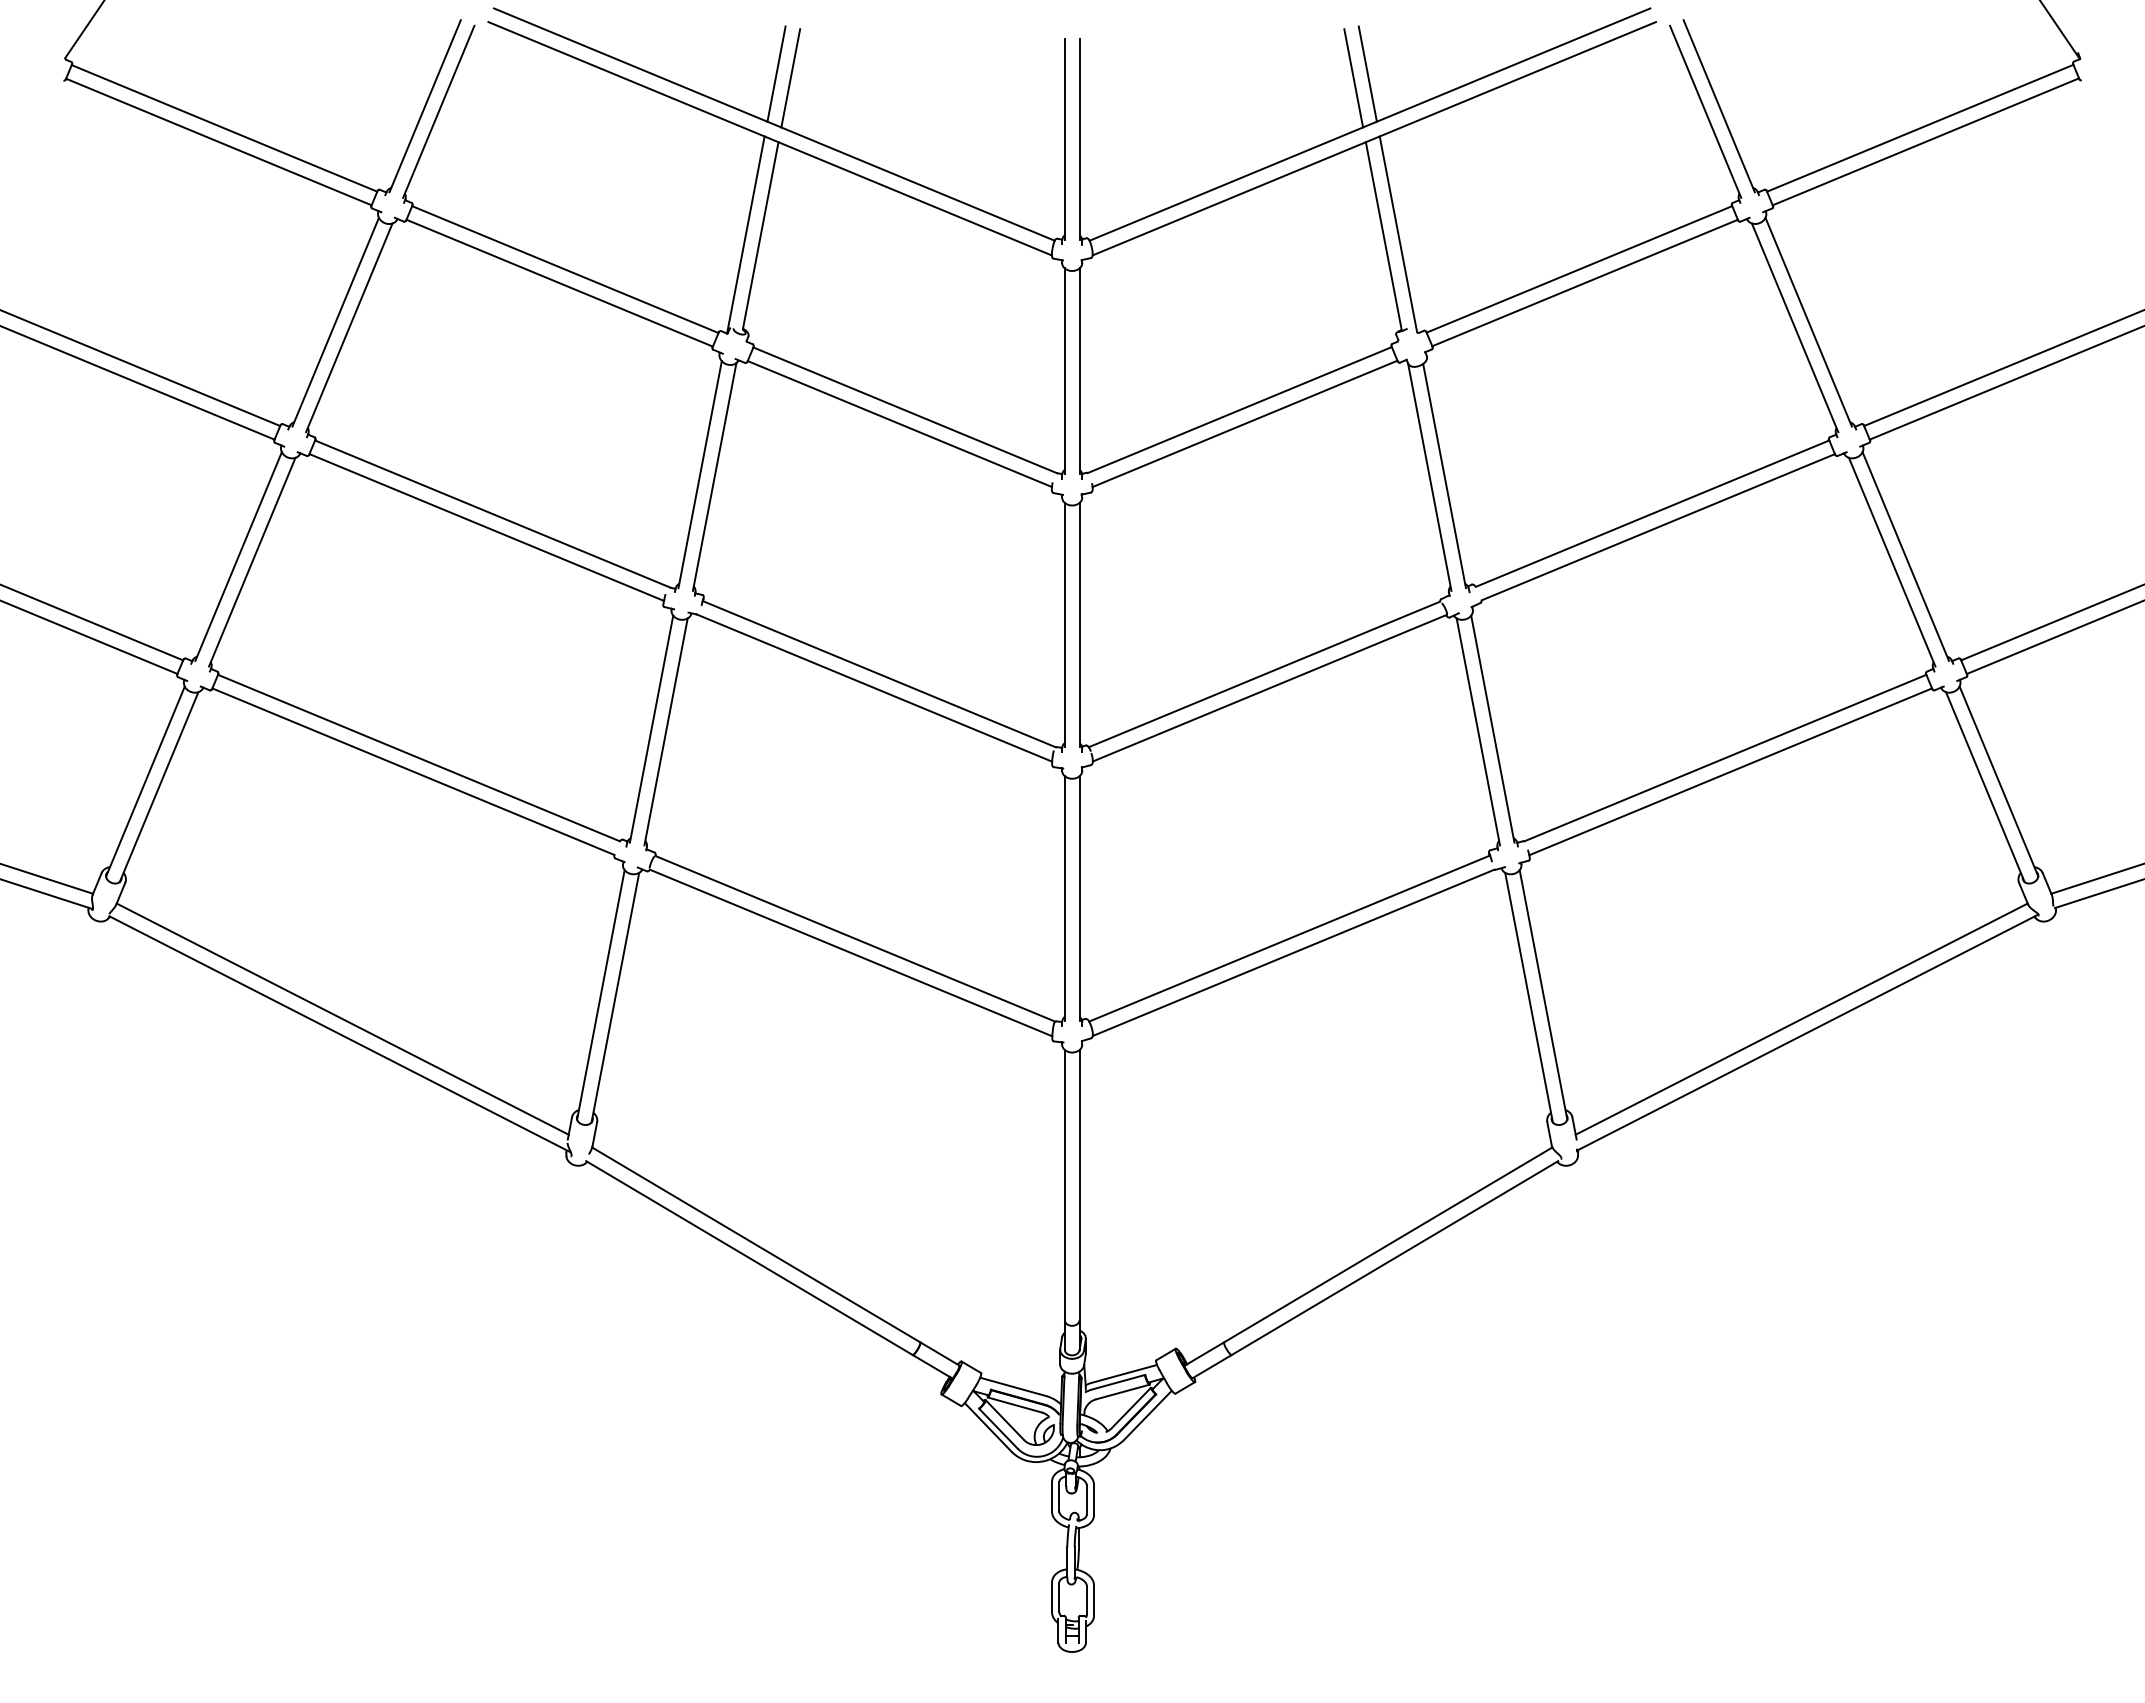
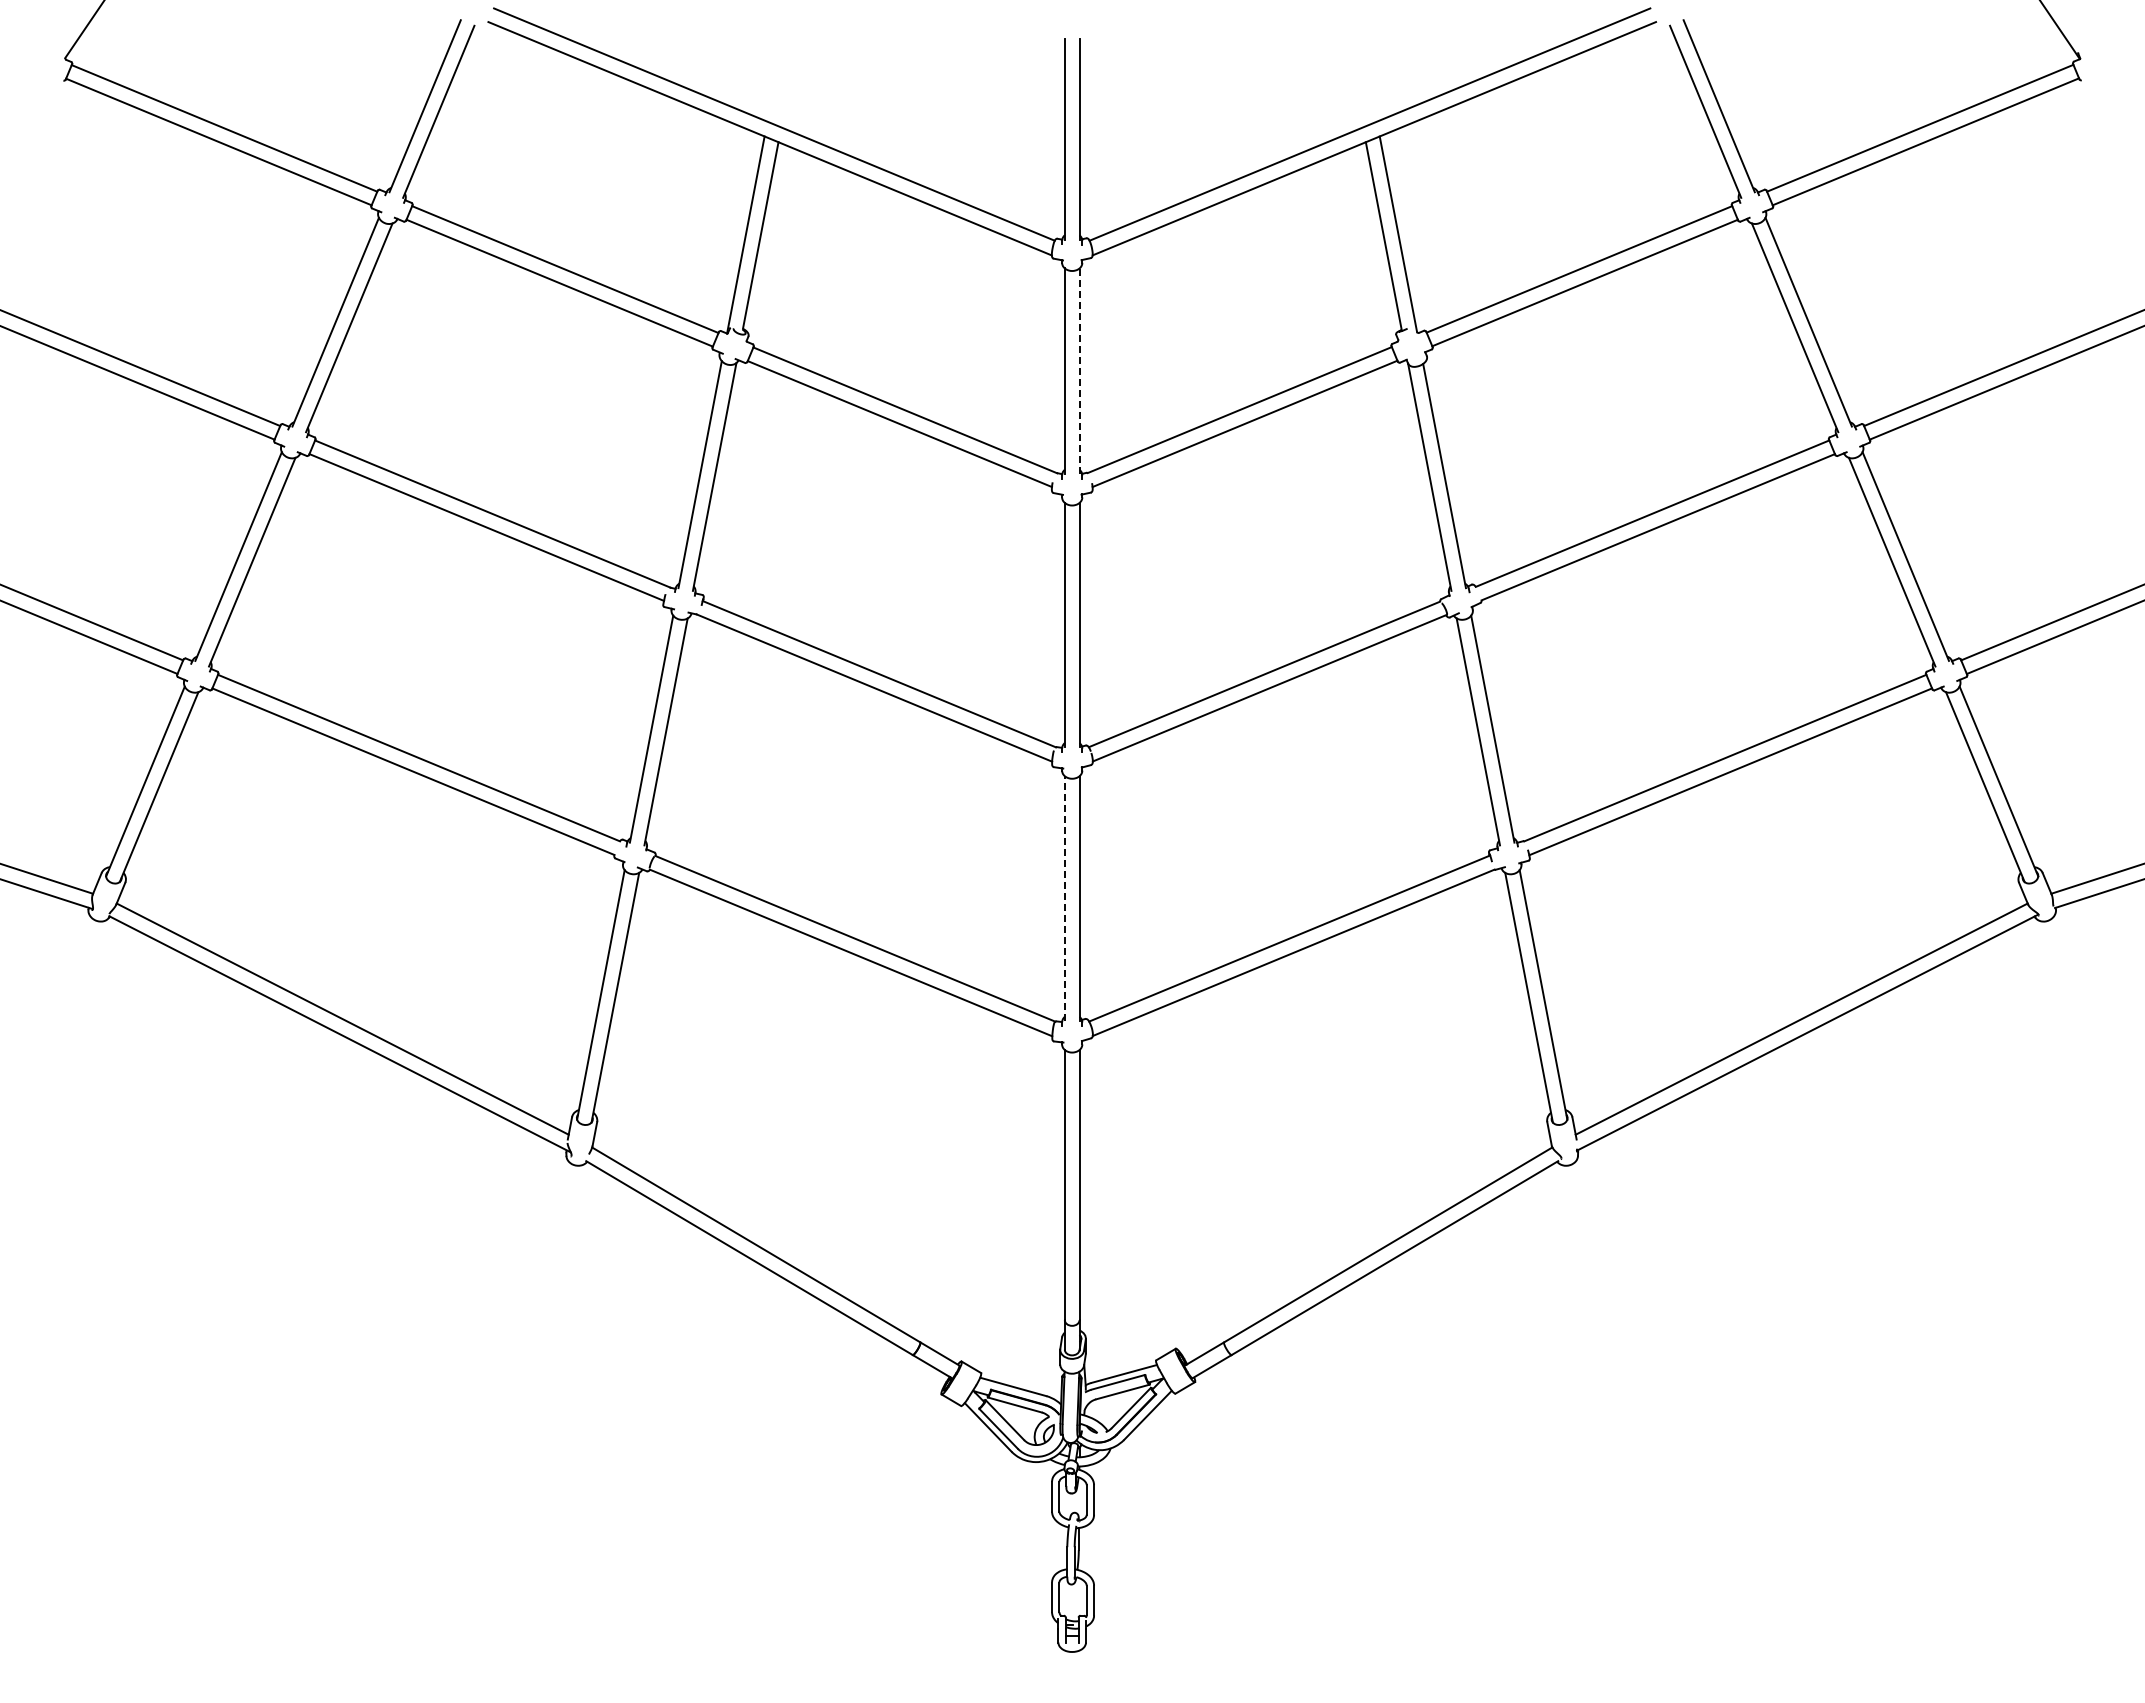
line: present -> none (776, 73)
line: present -> none (1367, 73)
line: present -> none (790, 78)
line: present -> none (1353, 78)
line: solid -> dashed (1079, 371)
line: solid -> dashed (1064, 898)
